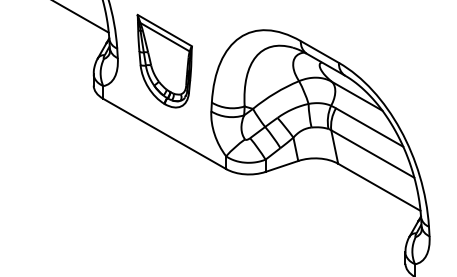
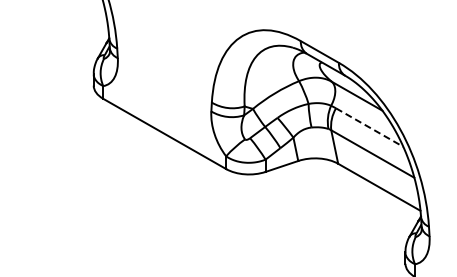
line: present -> none (81, 17)
part: present -> none (164, 60)
line: solid -> dashed (369, 127)
